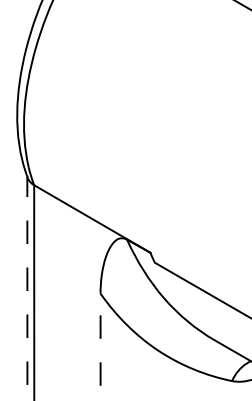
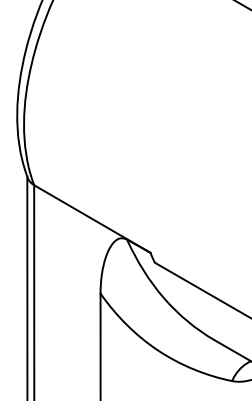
line: dashed -> solid (27, 288)
line: dashed -> solid (100, 346)
